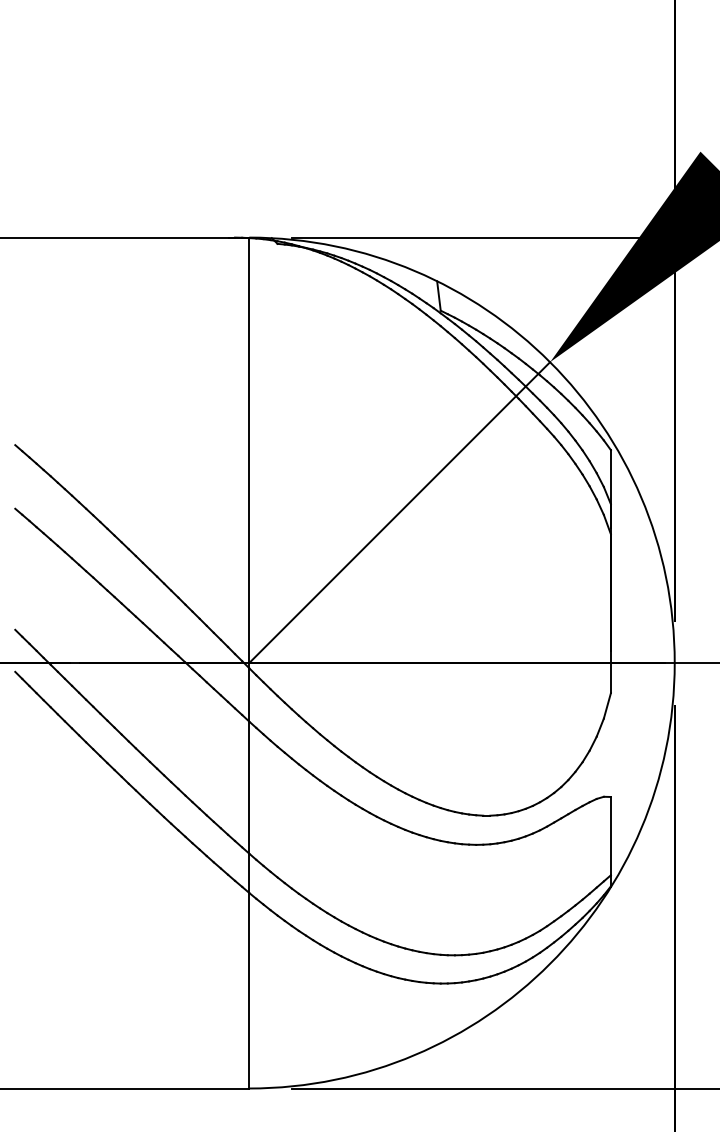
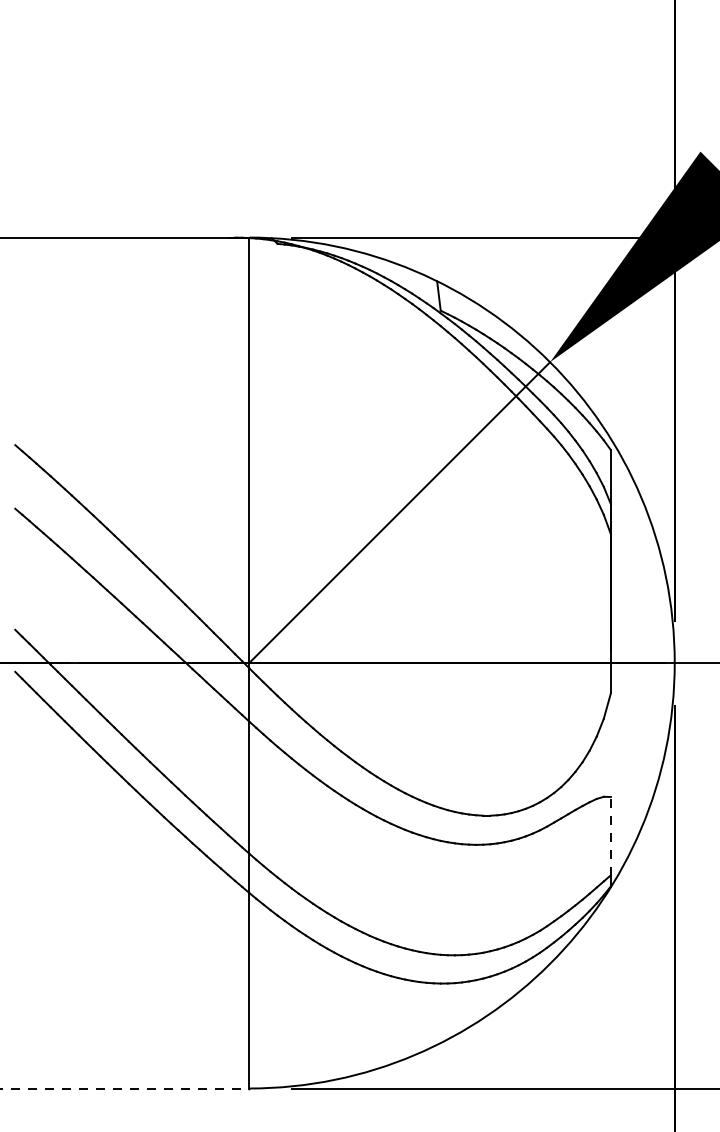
line: solid -> dashed (610, 835)
line: solid -> dashed (125, 1088)
